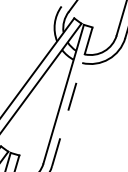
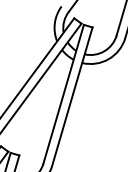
line: dashed -> solid (72, 97)
